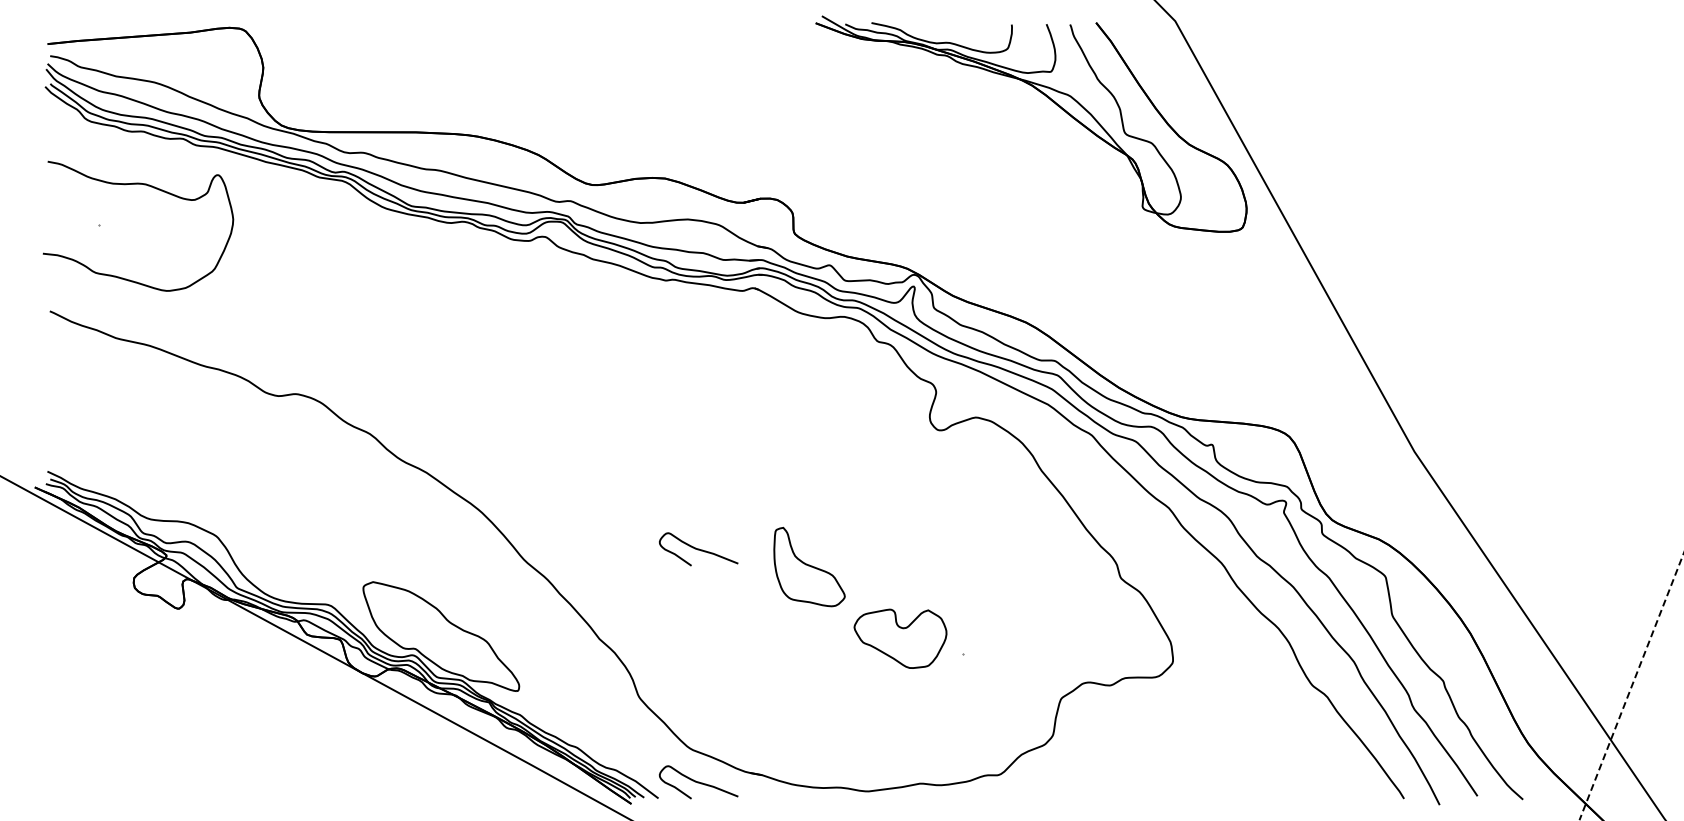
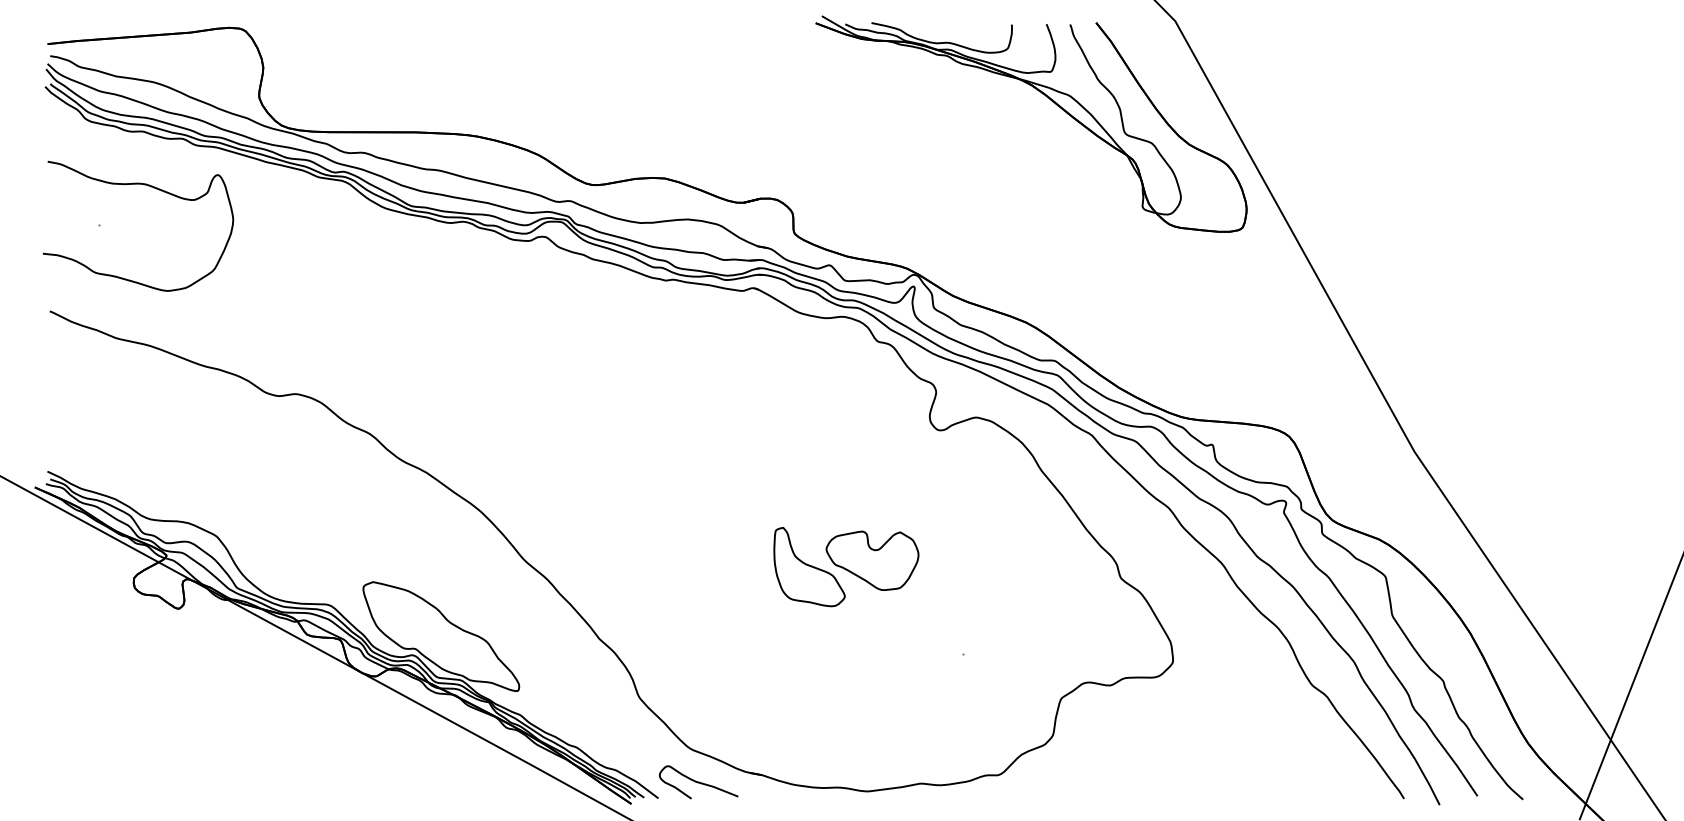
curve: present -> none (698, 549)
part position: (900, 638) -> (872, 560) (872, 560)
line: dashed -> solid (1631, 687)
